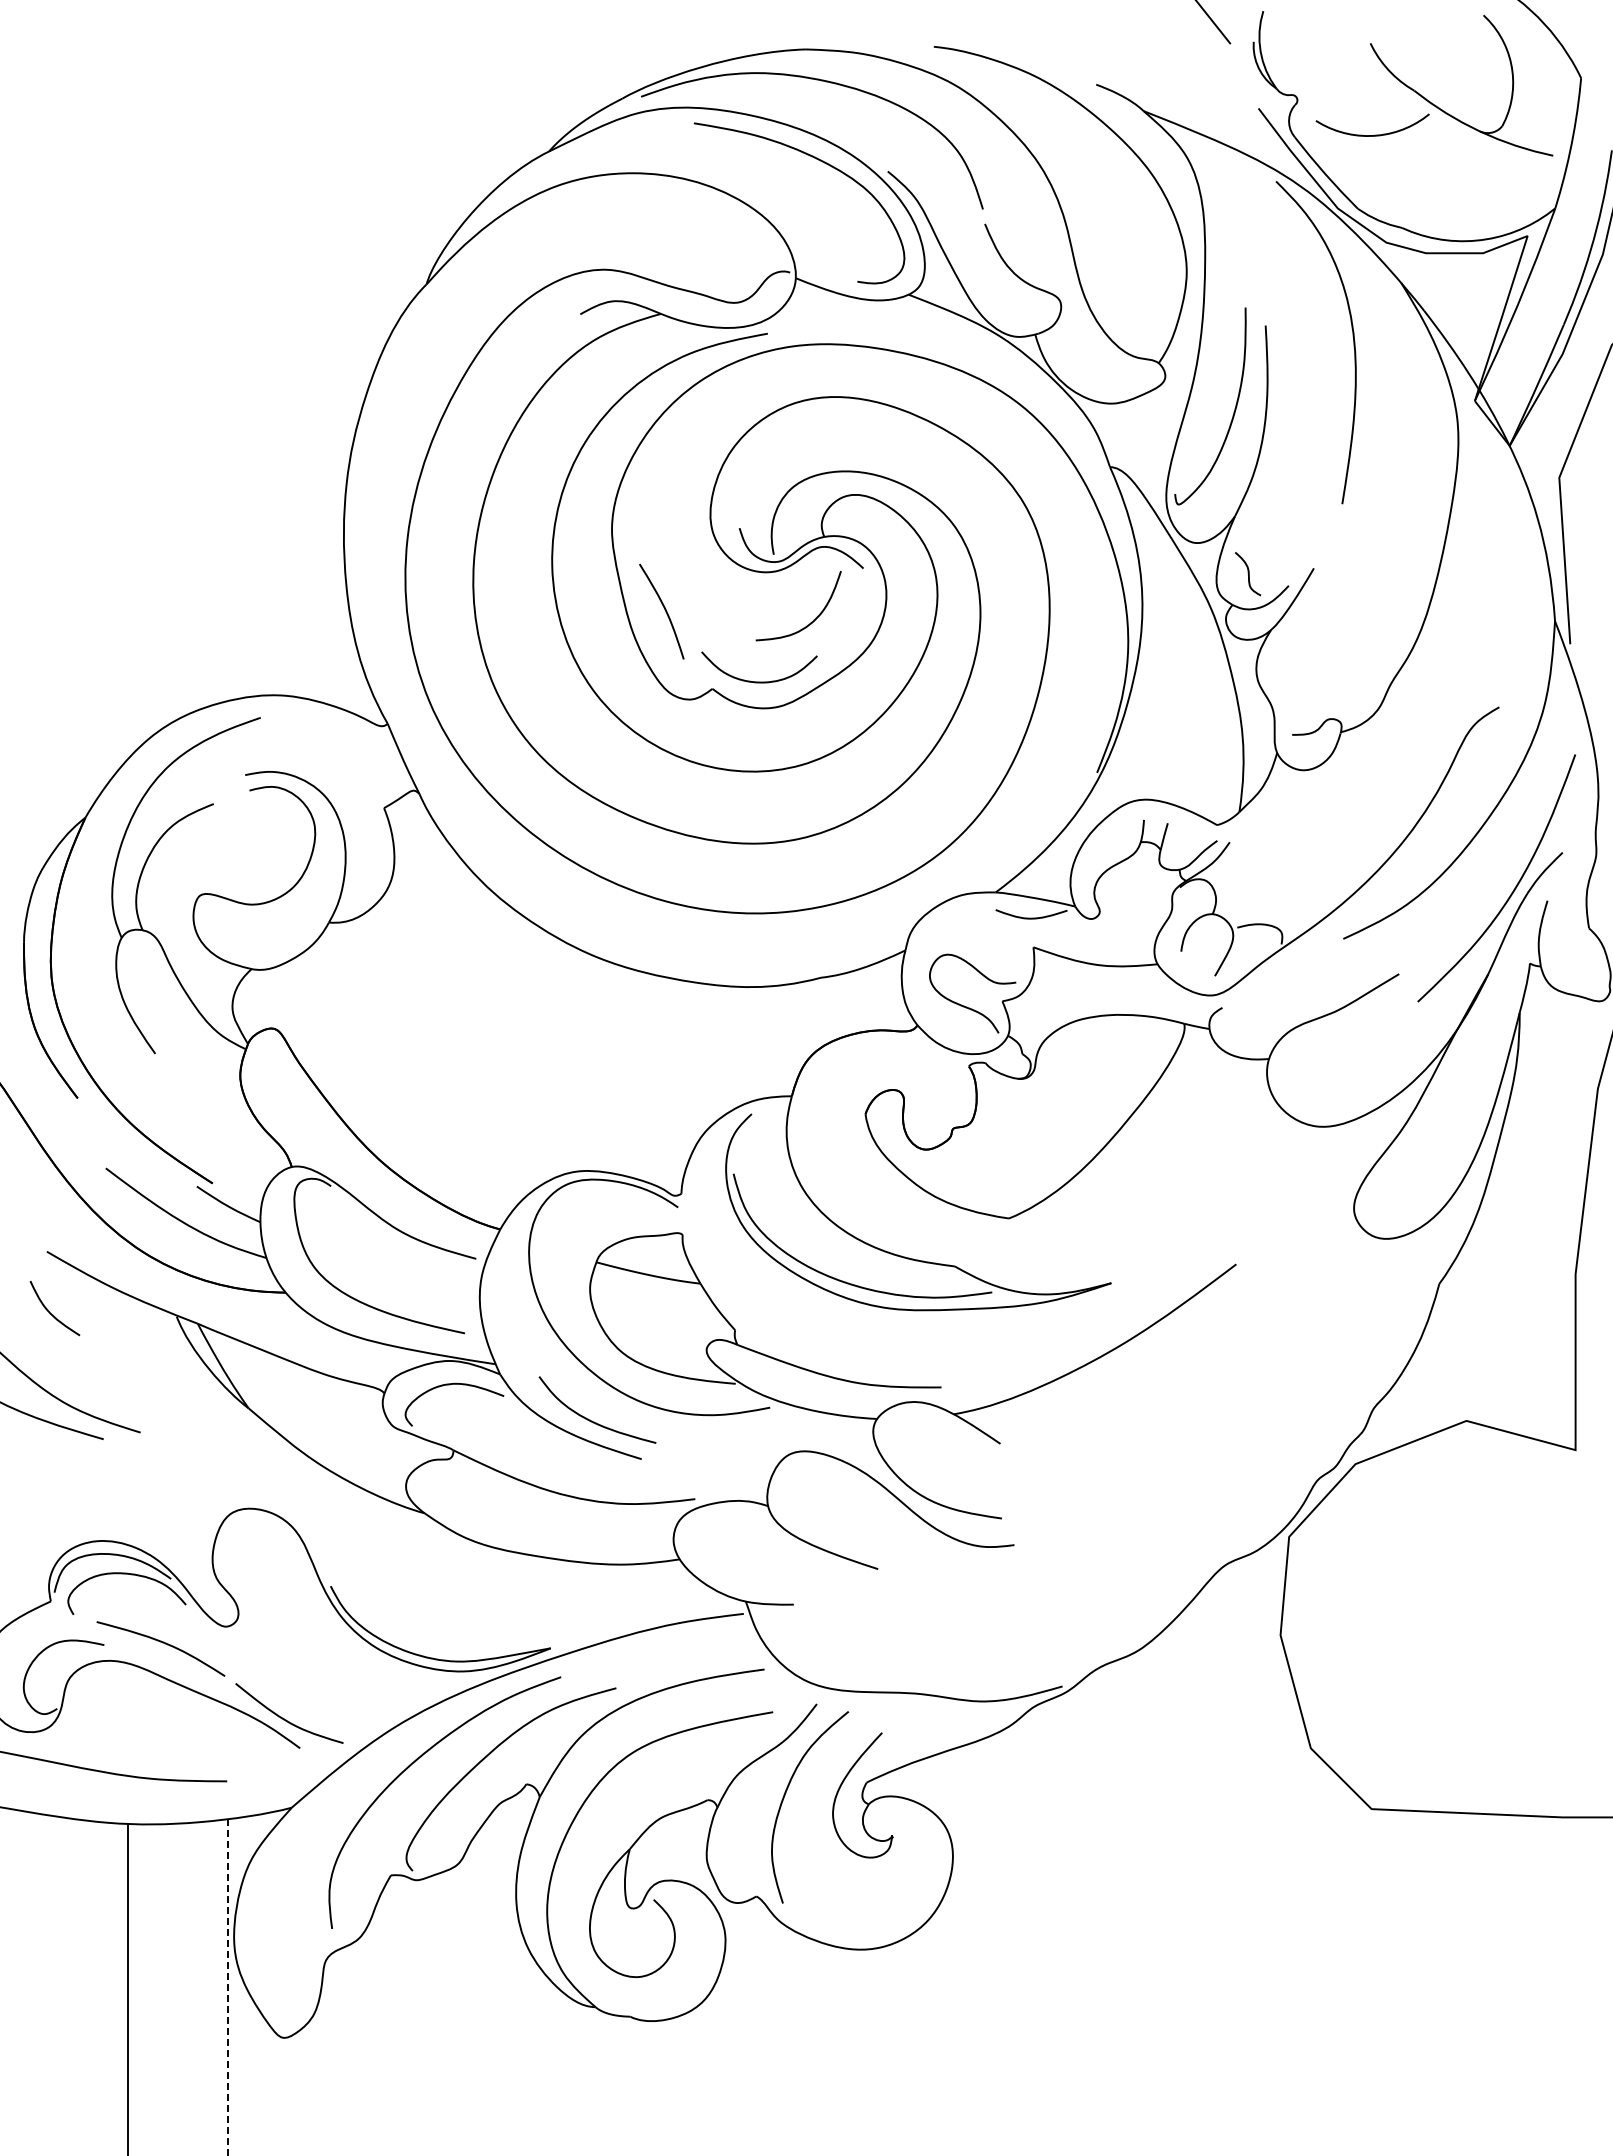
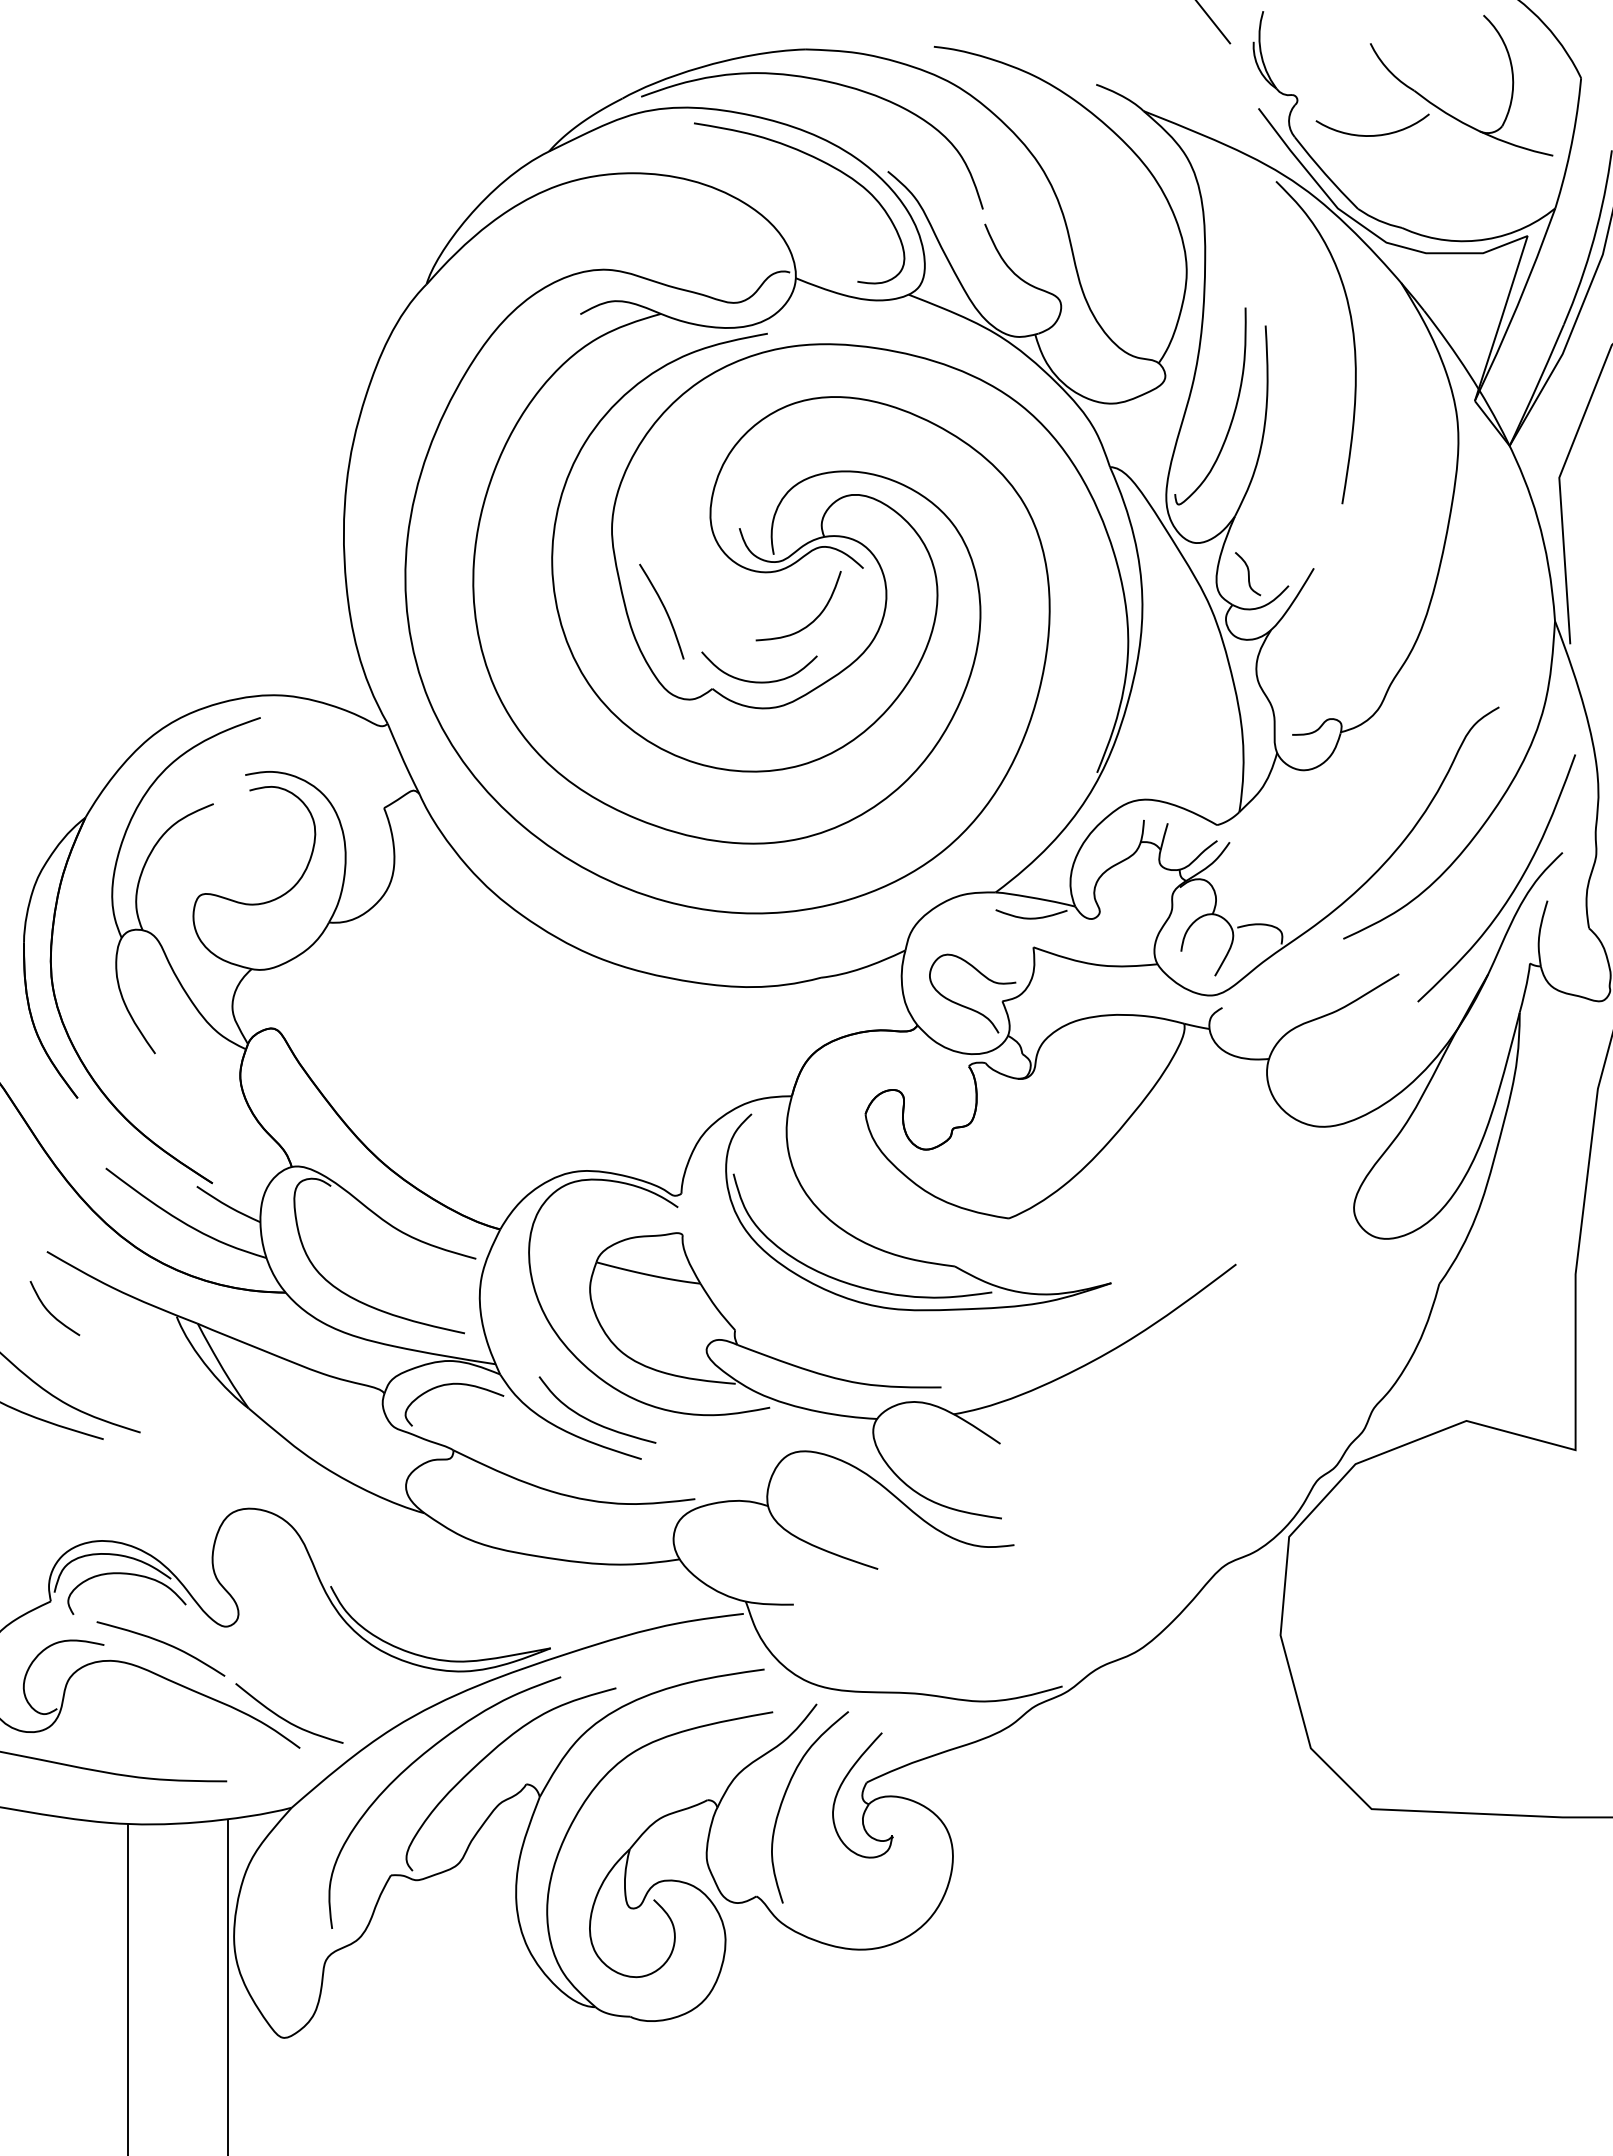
line: dashed -> solid (227, 1987)
